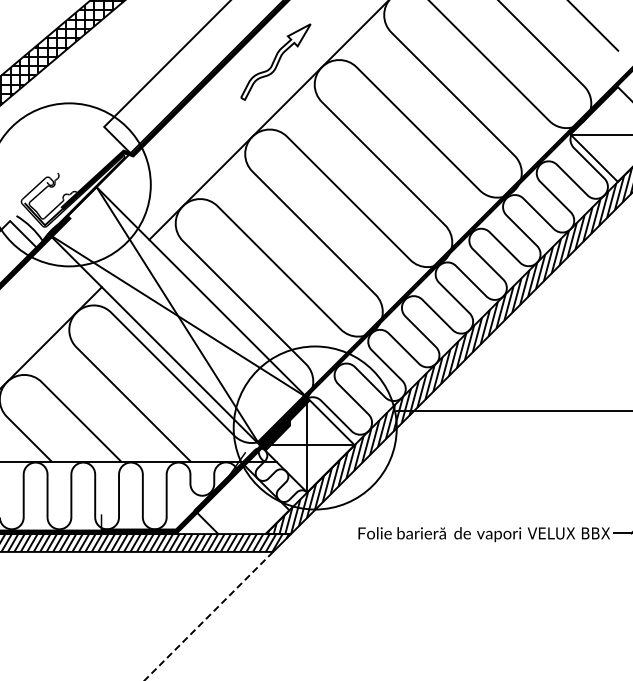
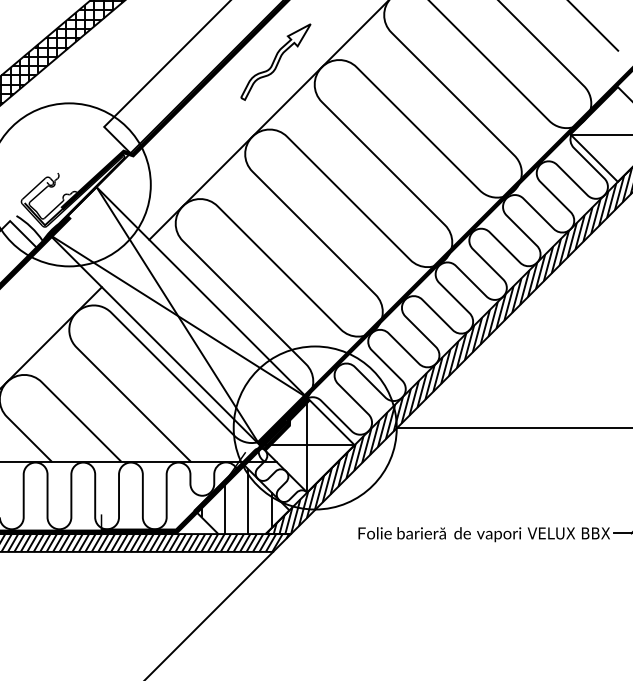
line position: (512, 411) -> (512, 428) (512, 428)
hatch: none -> present (236, 501)
line: dashed -> solid (208, 616)
